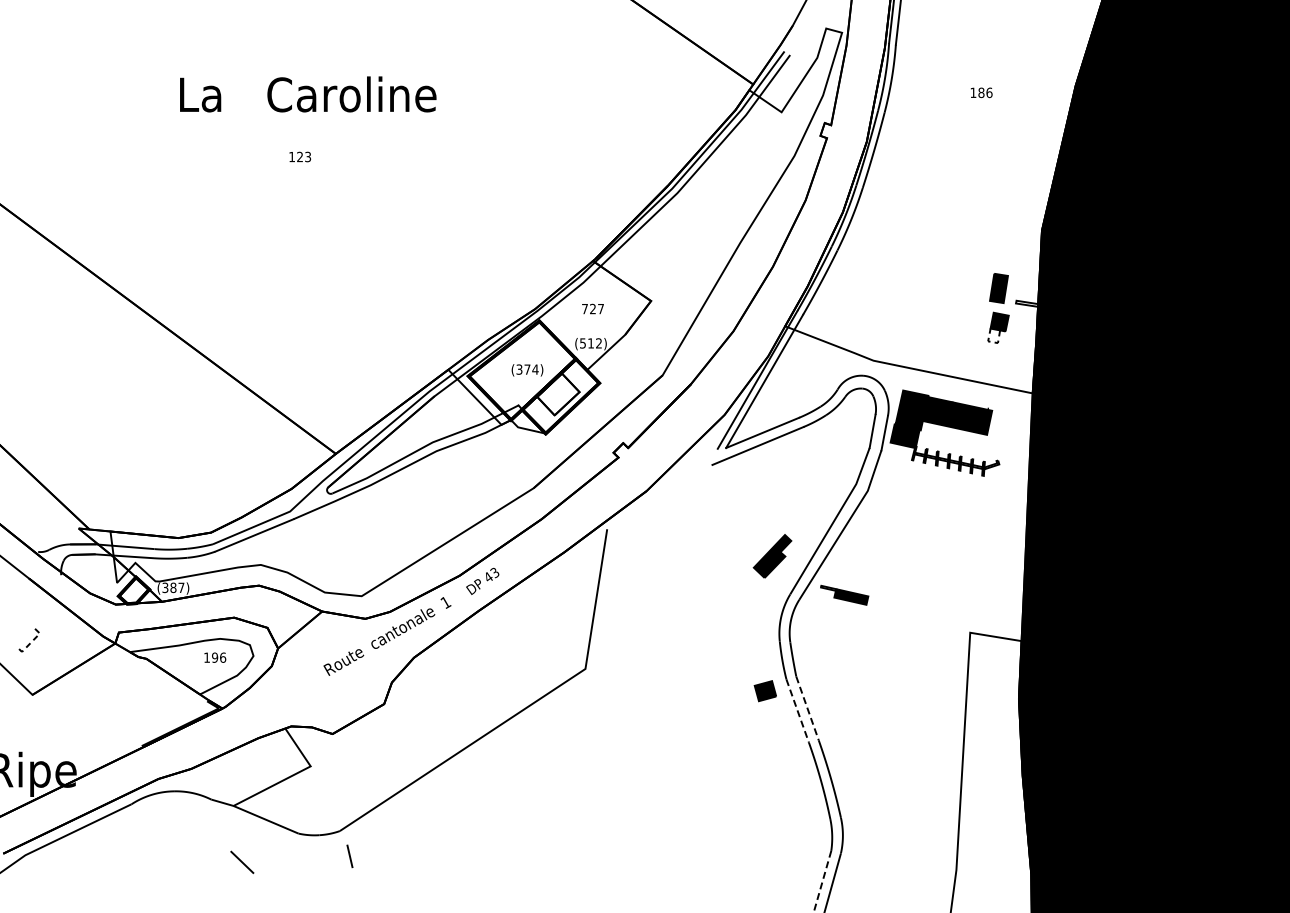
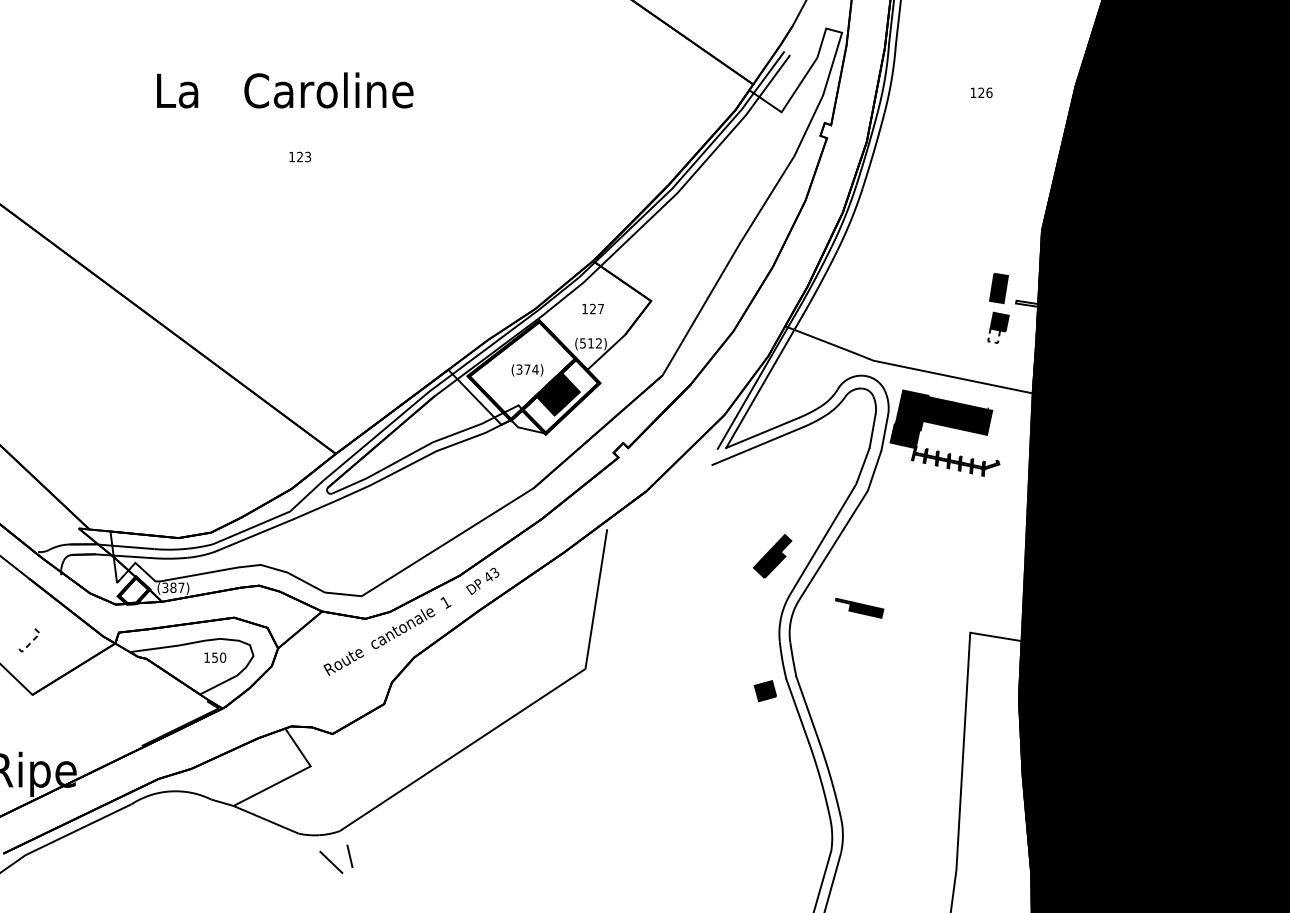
text: 186 -> 126 (981, 92)
text position: (308, 94) -> (285, 90) (285, 90)
text: 727 -> 127 (584, 309)
fill: none -> present (558, 394)
part position: (844, 594) -> (859, 607) (859, 607)
text: 196 -> 150 (219, 657)
line: dashed -> solid (807, 708)
line: dashed -> solid (797, 710)
line position: (242, 861) -> (331, 861) (331, 861)
line: dashed -> solid (822, 881)
